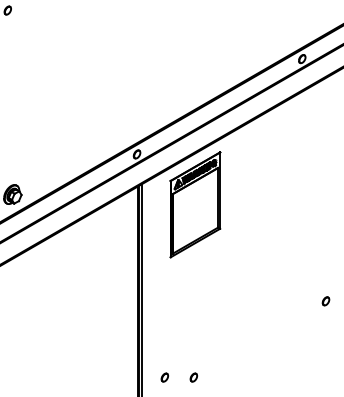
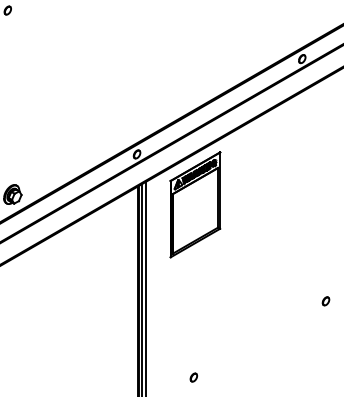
line: none -> present (145, 287)
part: present -> none (164, 377)
